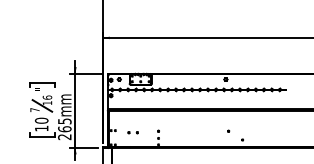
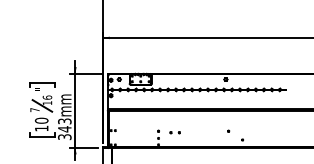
text: 265mm -> 343mm (64, 129)
part position: (132, 132) -> (174, 132) (174, 132)
